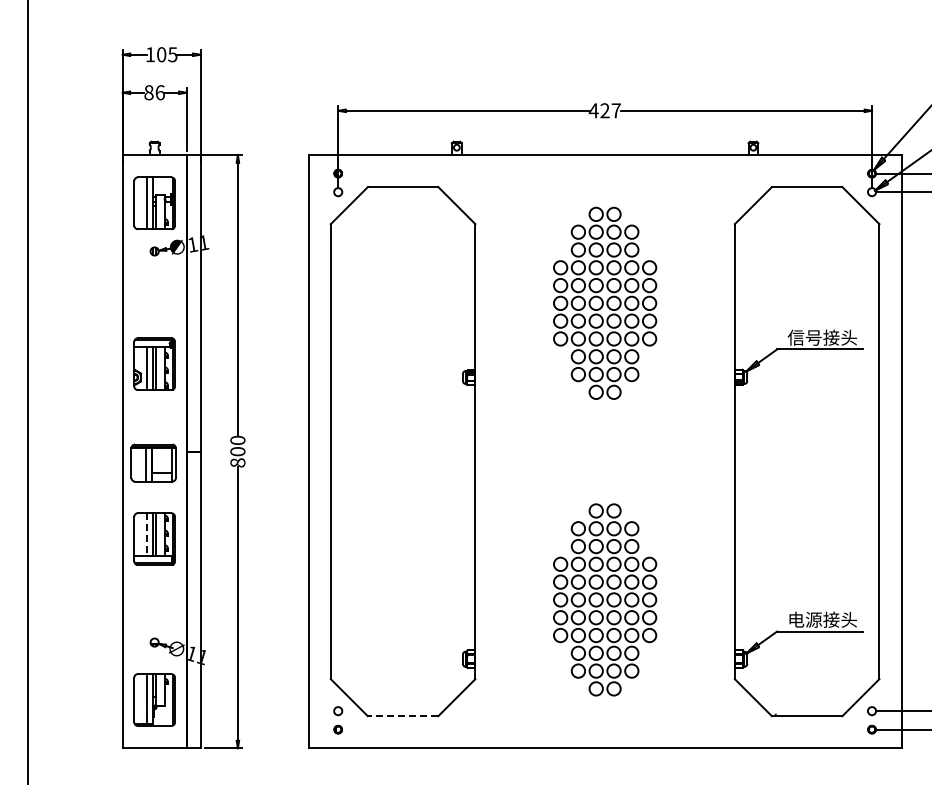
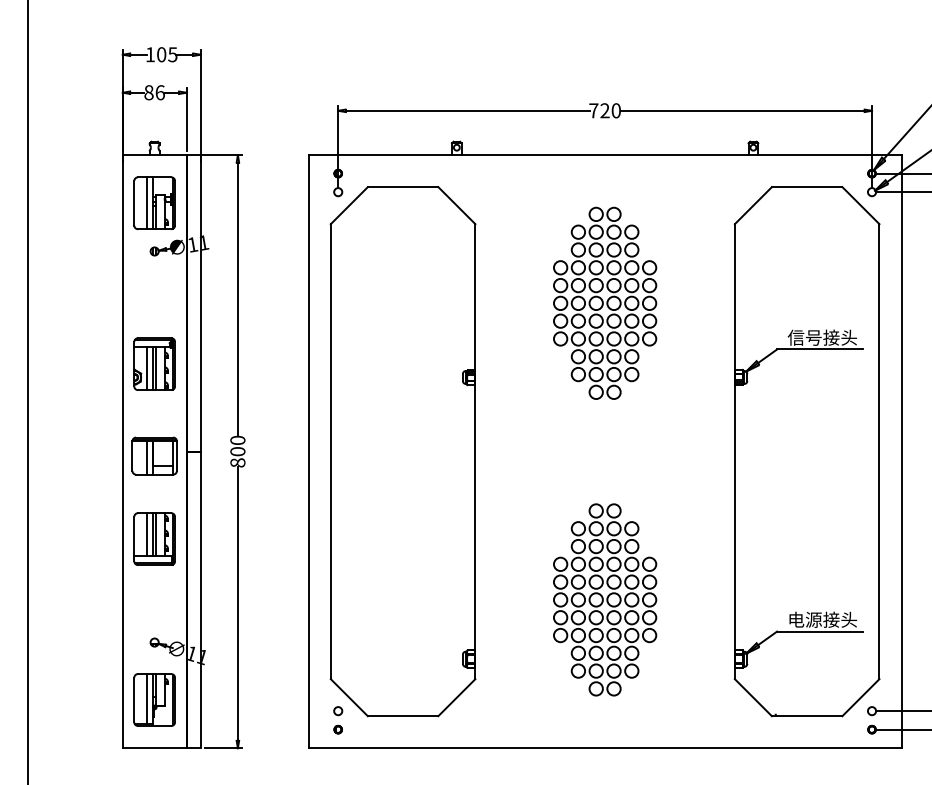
text: 427 -> 720 (604, 110)
part position: (153, 462) -> (154, 455) (154, 455)
line: dashed -> solid (146, 534)
line: dashed -> solid (402, 716)
